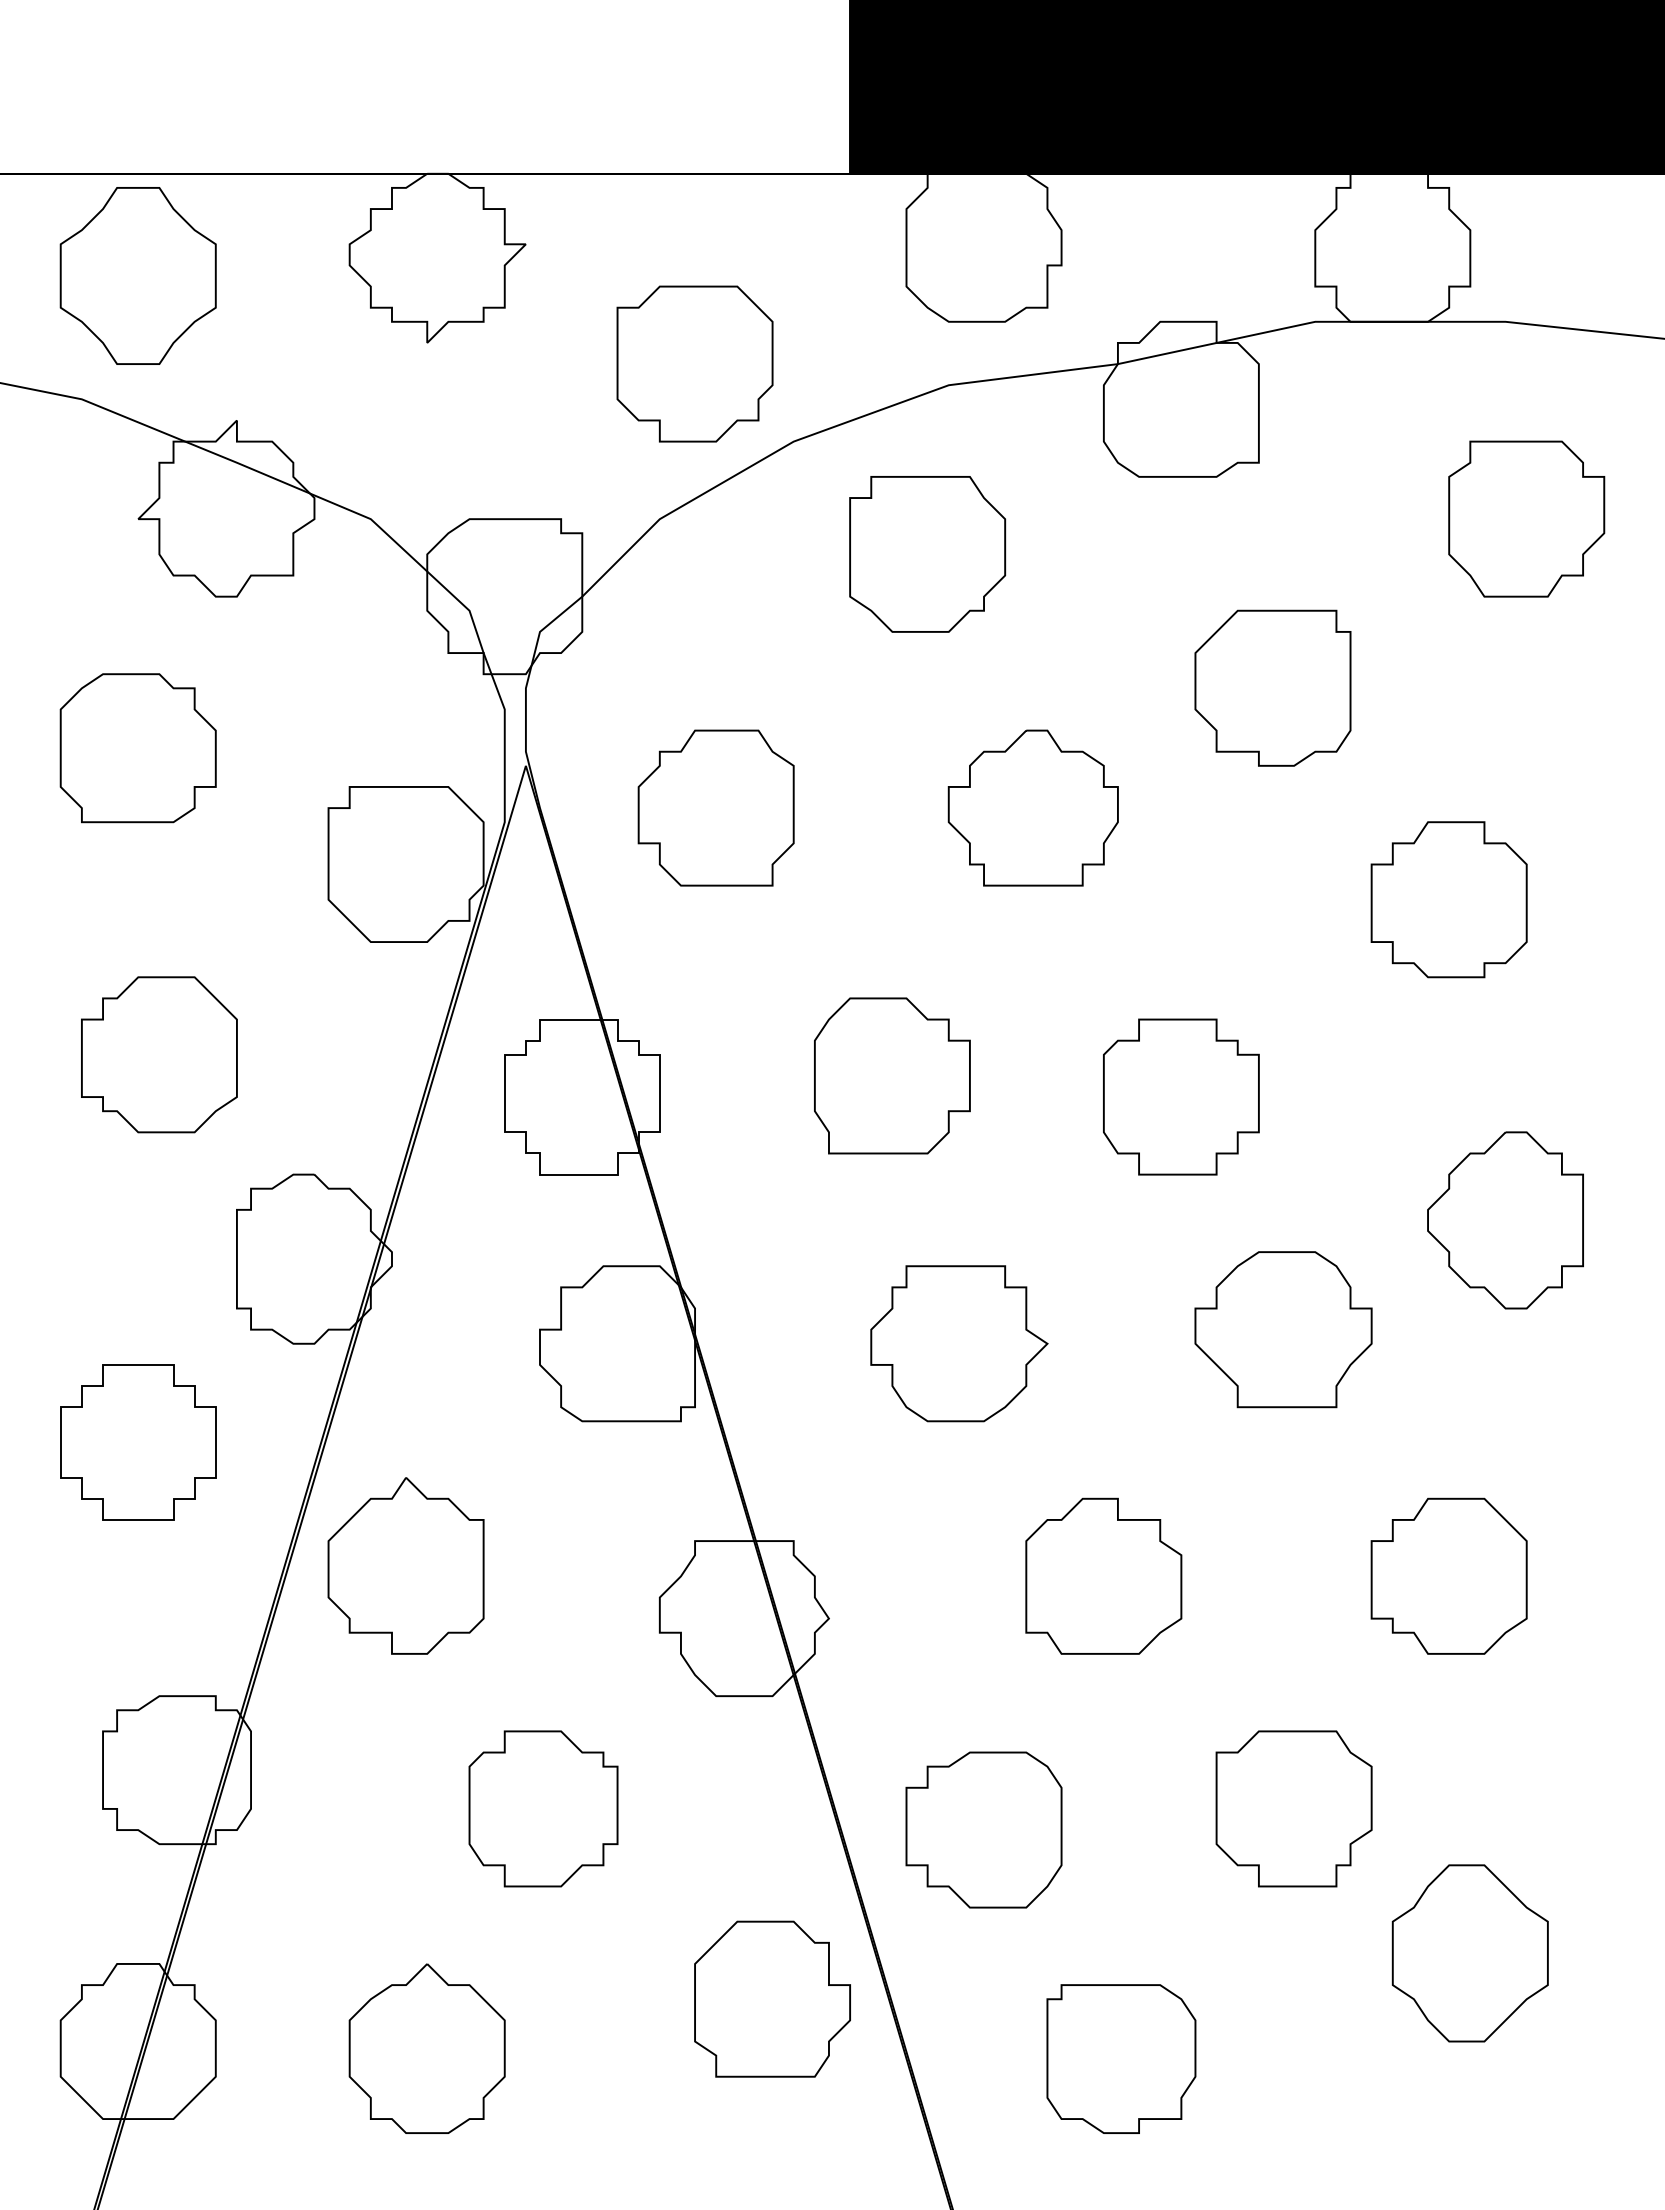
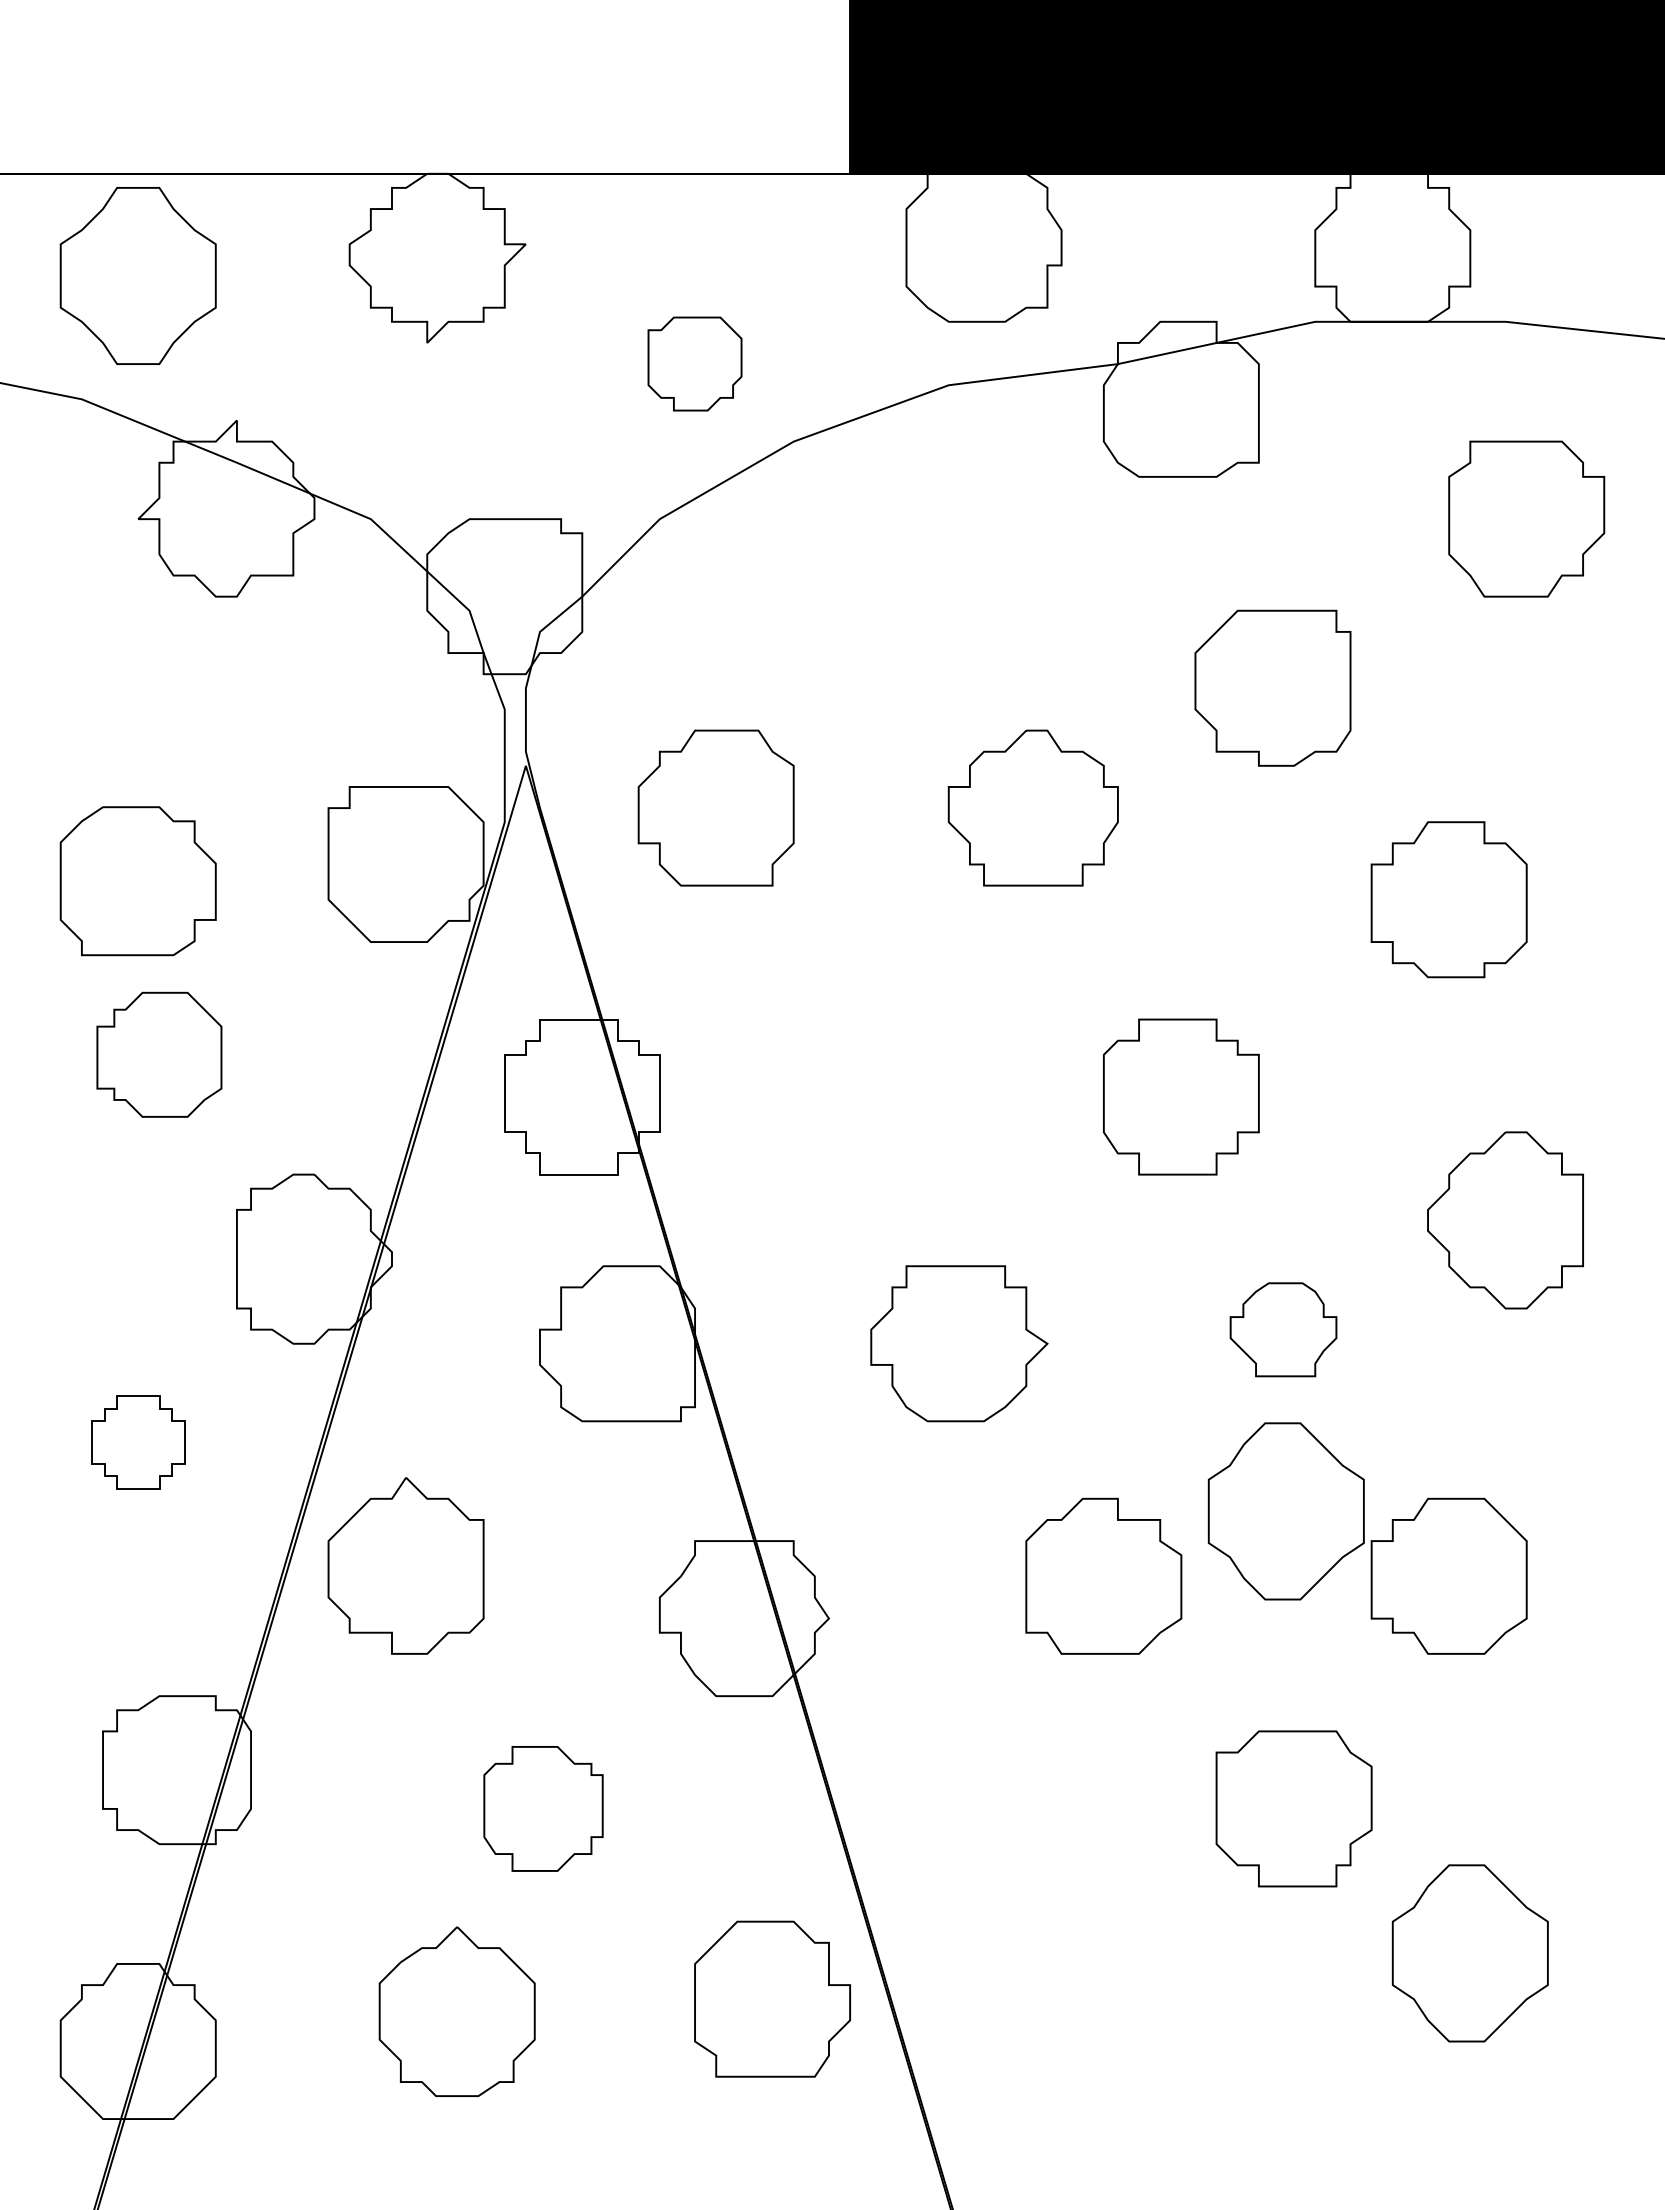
part size: 158x158 px -> 96x96 px (694, 363)
part: present -> none (927, 554)
part position: (137, 748) -> (137, 881) (137, 881)
part size: 157x158 px -> 127x127 px (159, 1054)
part: present -> none (892, 1075)
part size: 179x158 px -> 109x96 px (1283, 1329)
part size: 157x157 px -> 95x95 px (138, 1442)
part: none -> present (1285, 1511)
part size: 151x158 px -> 121x126 px (543, 1808)
part: present -> none (983, 1829)
part position: (426, 2048) -> (456, 2011) (456, 2011)
part: present -> none (1121, 2058)
